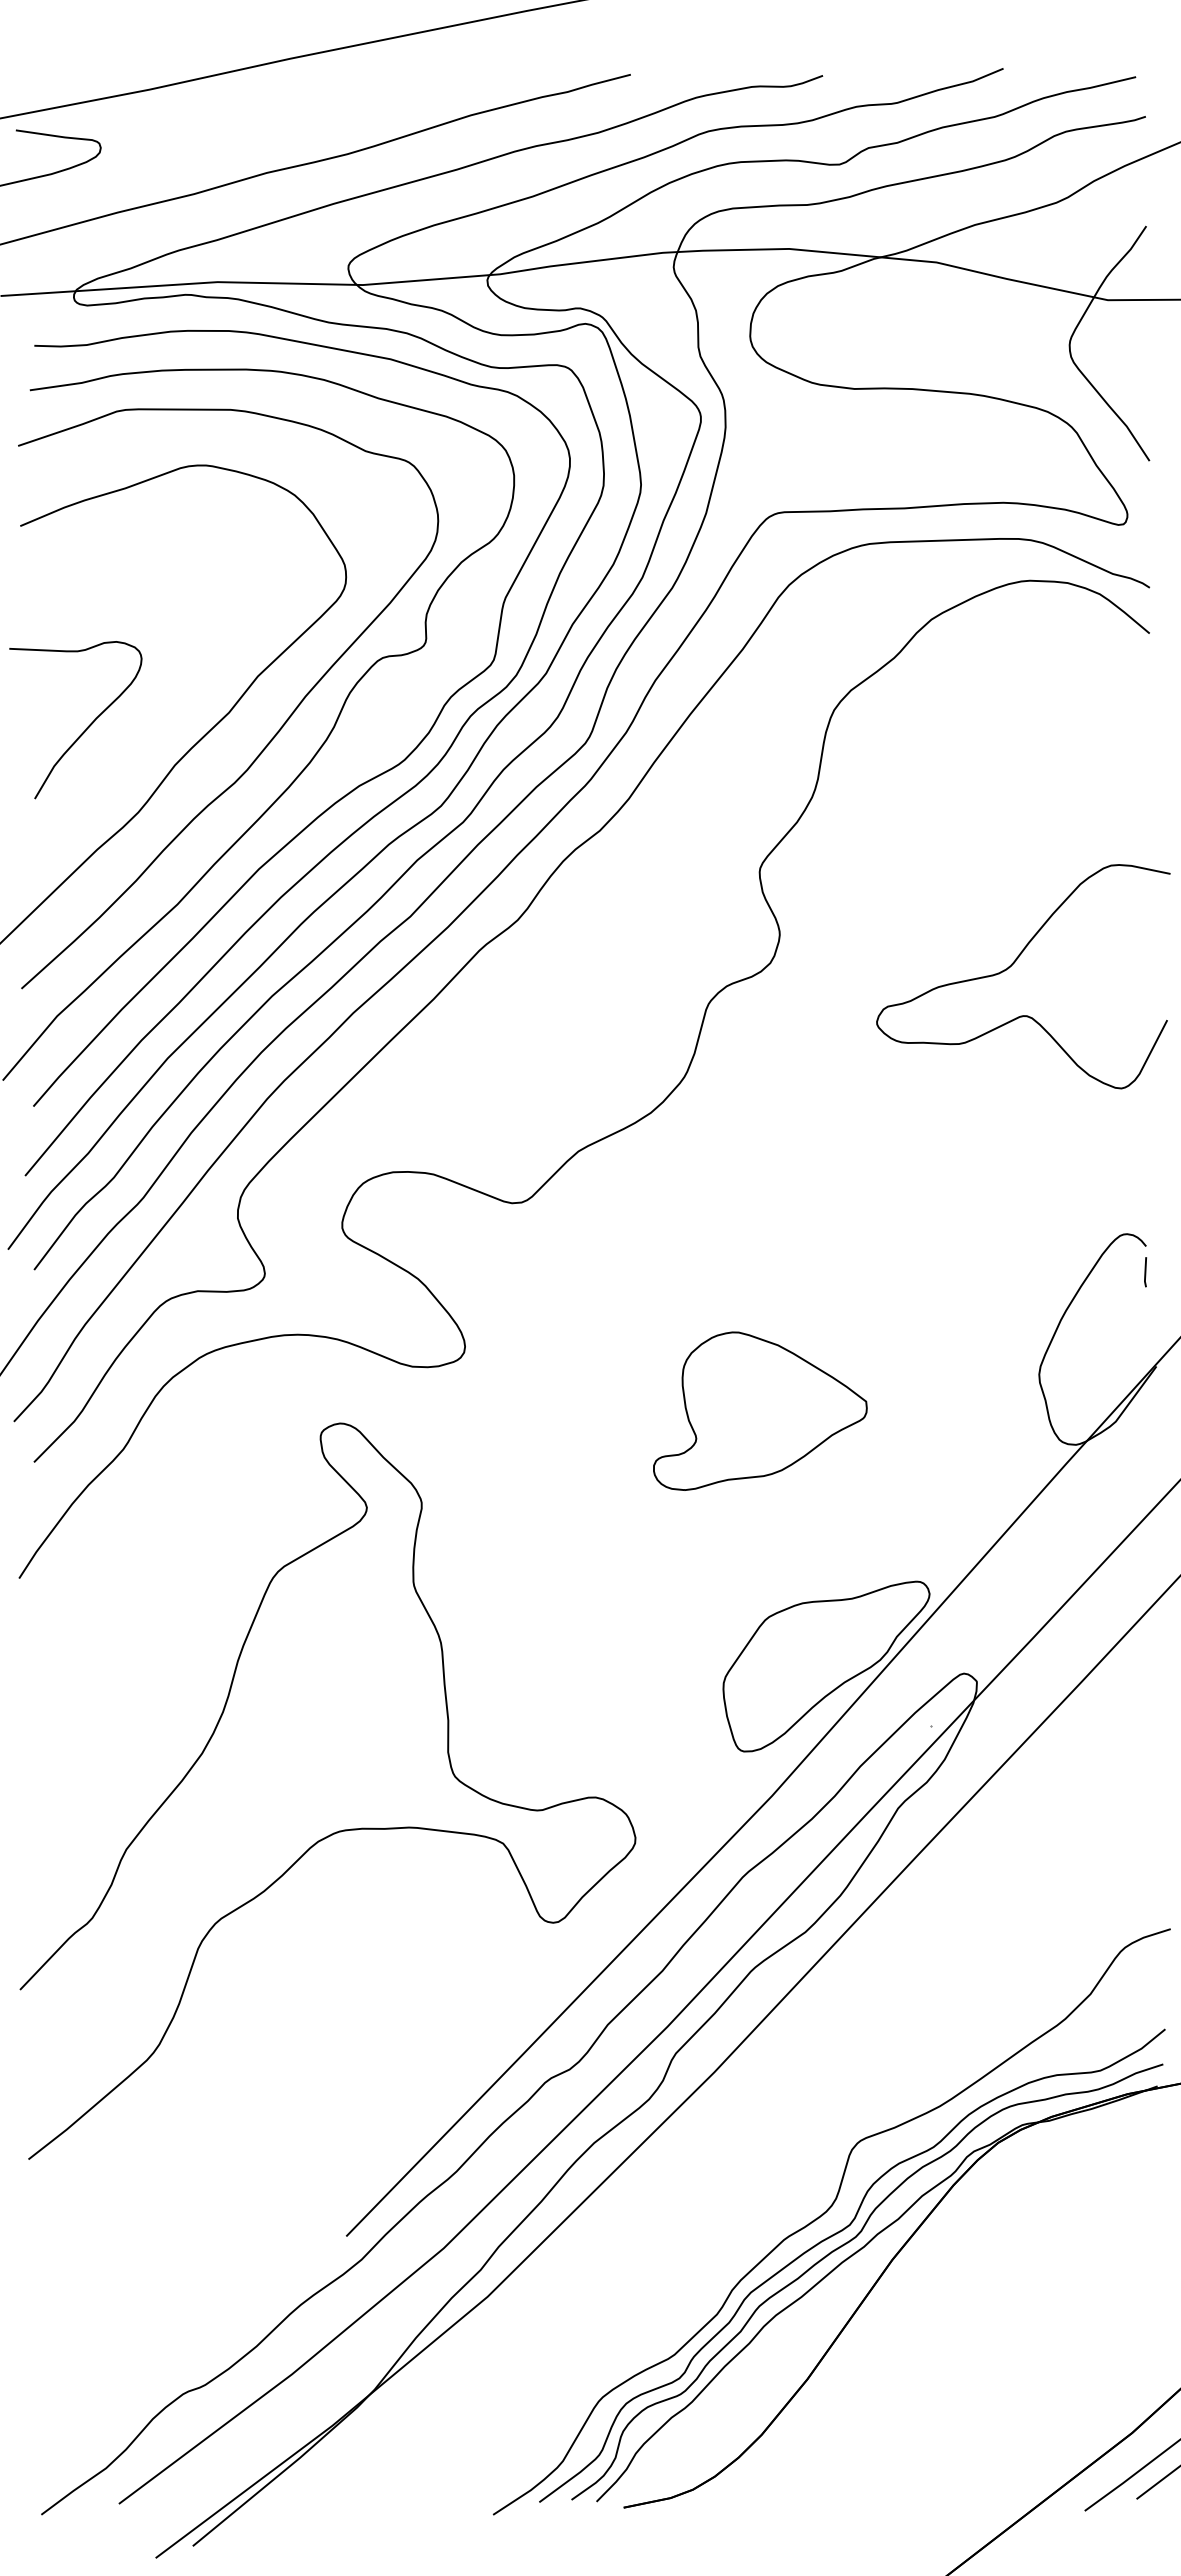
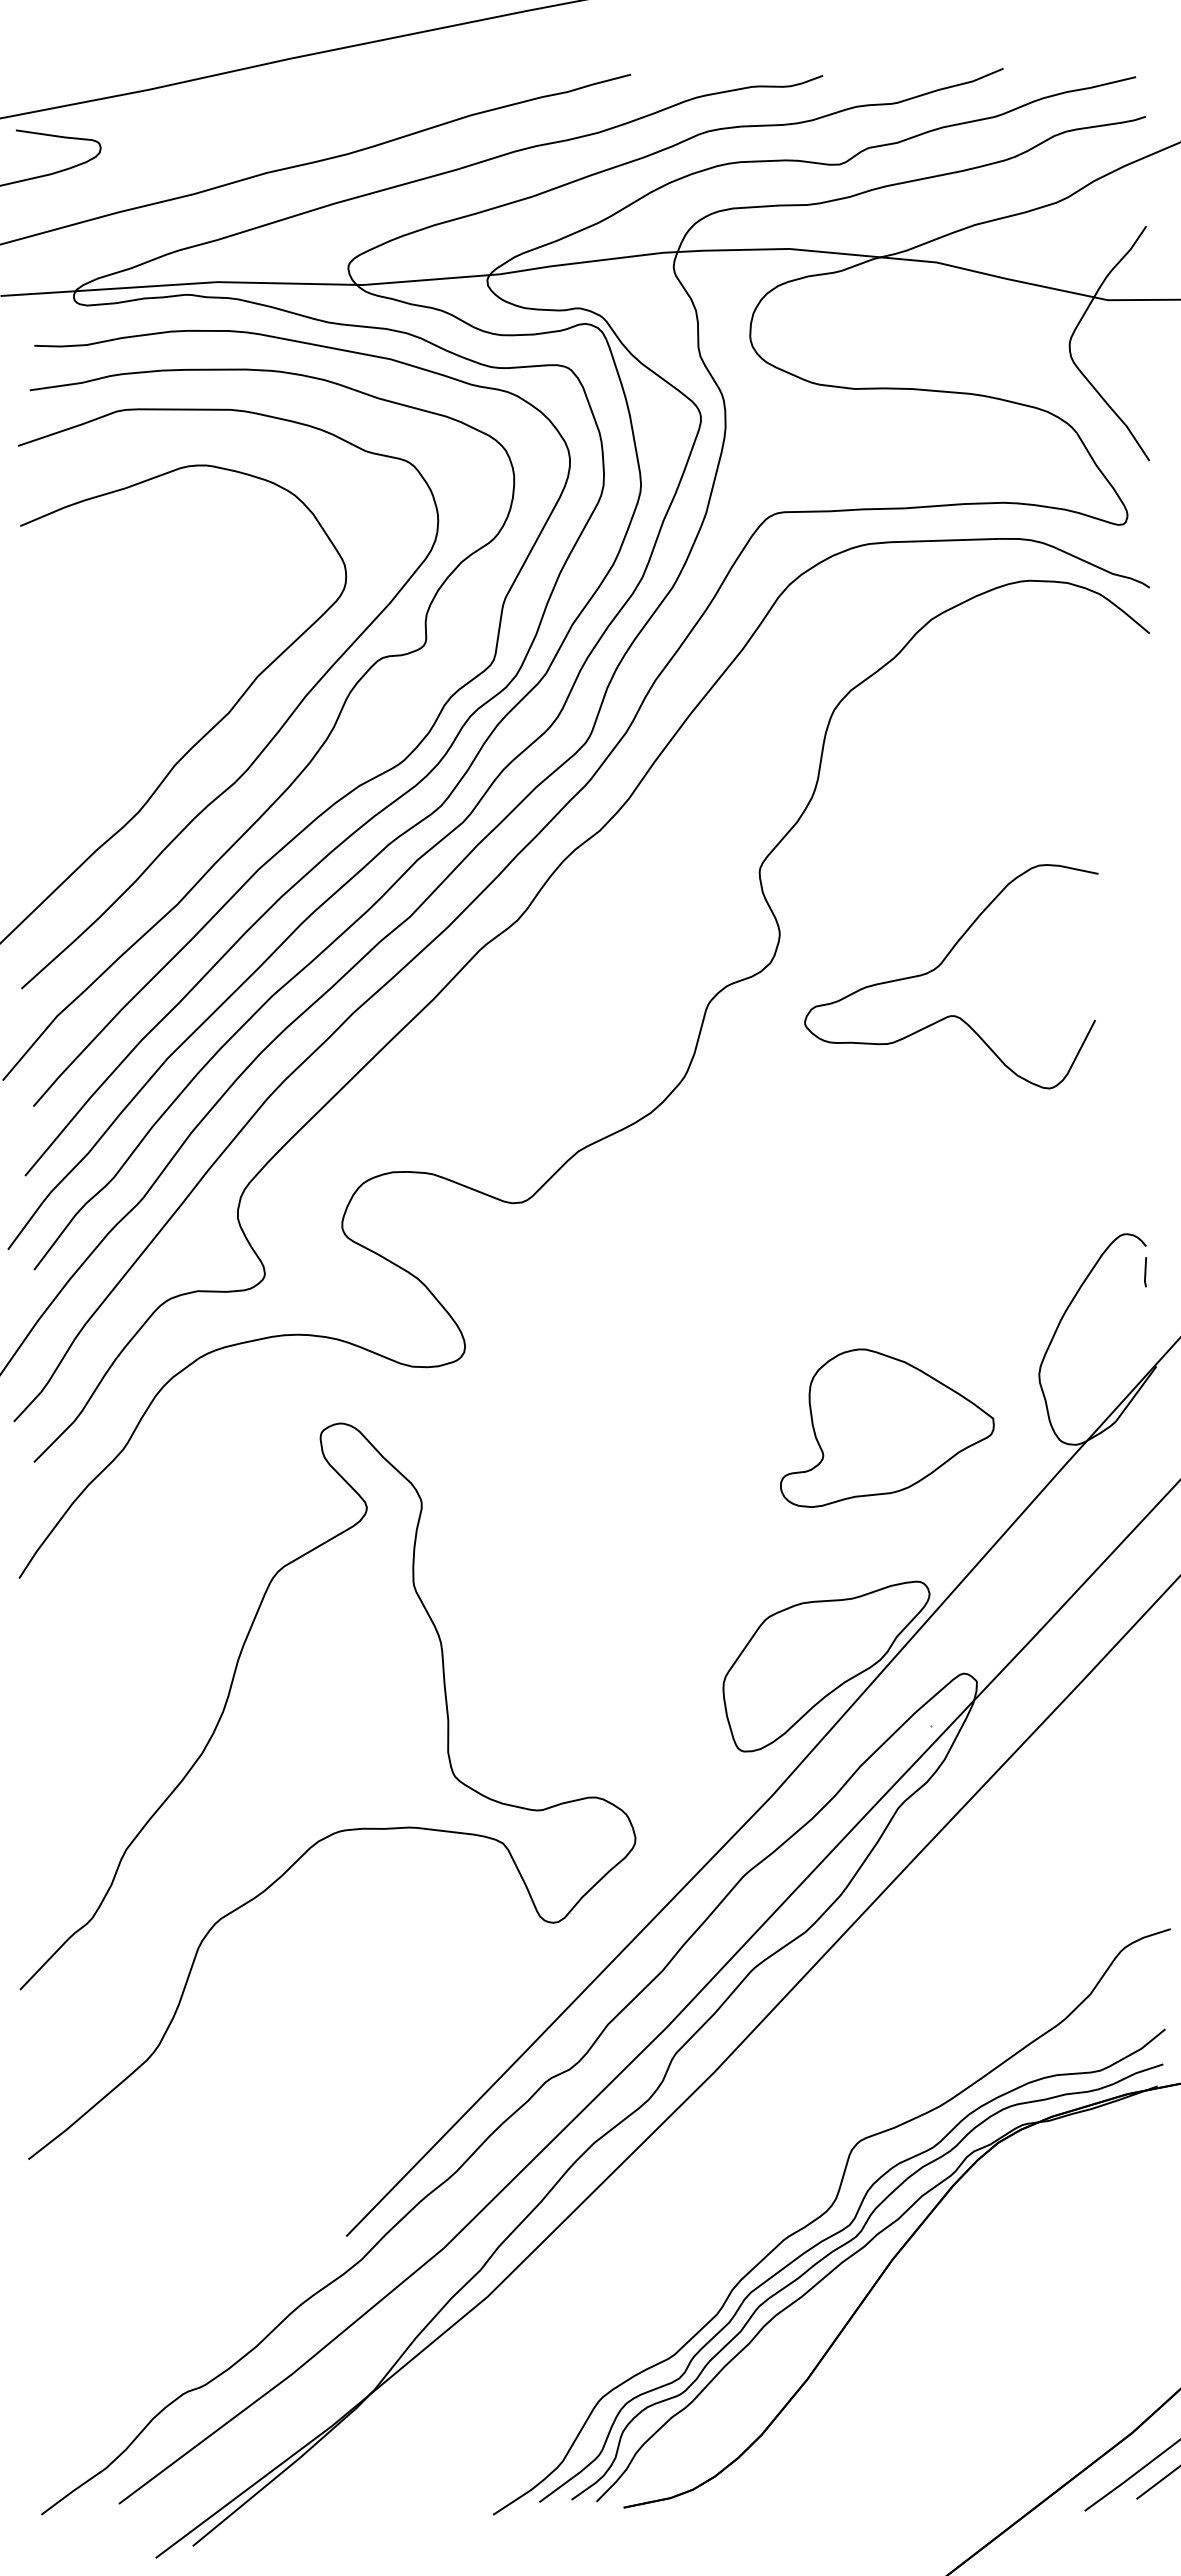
curve: present -> none (86, 727)
curve position: (1012, 965) -> (940, 965) (940, 965)
part position: (760, 1410) -> (887, 1427) (887, 1427)
